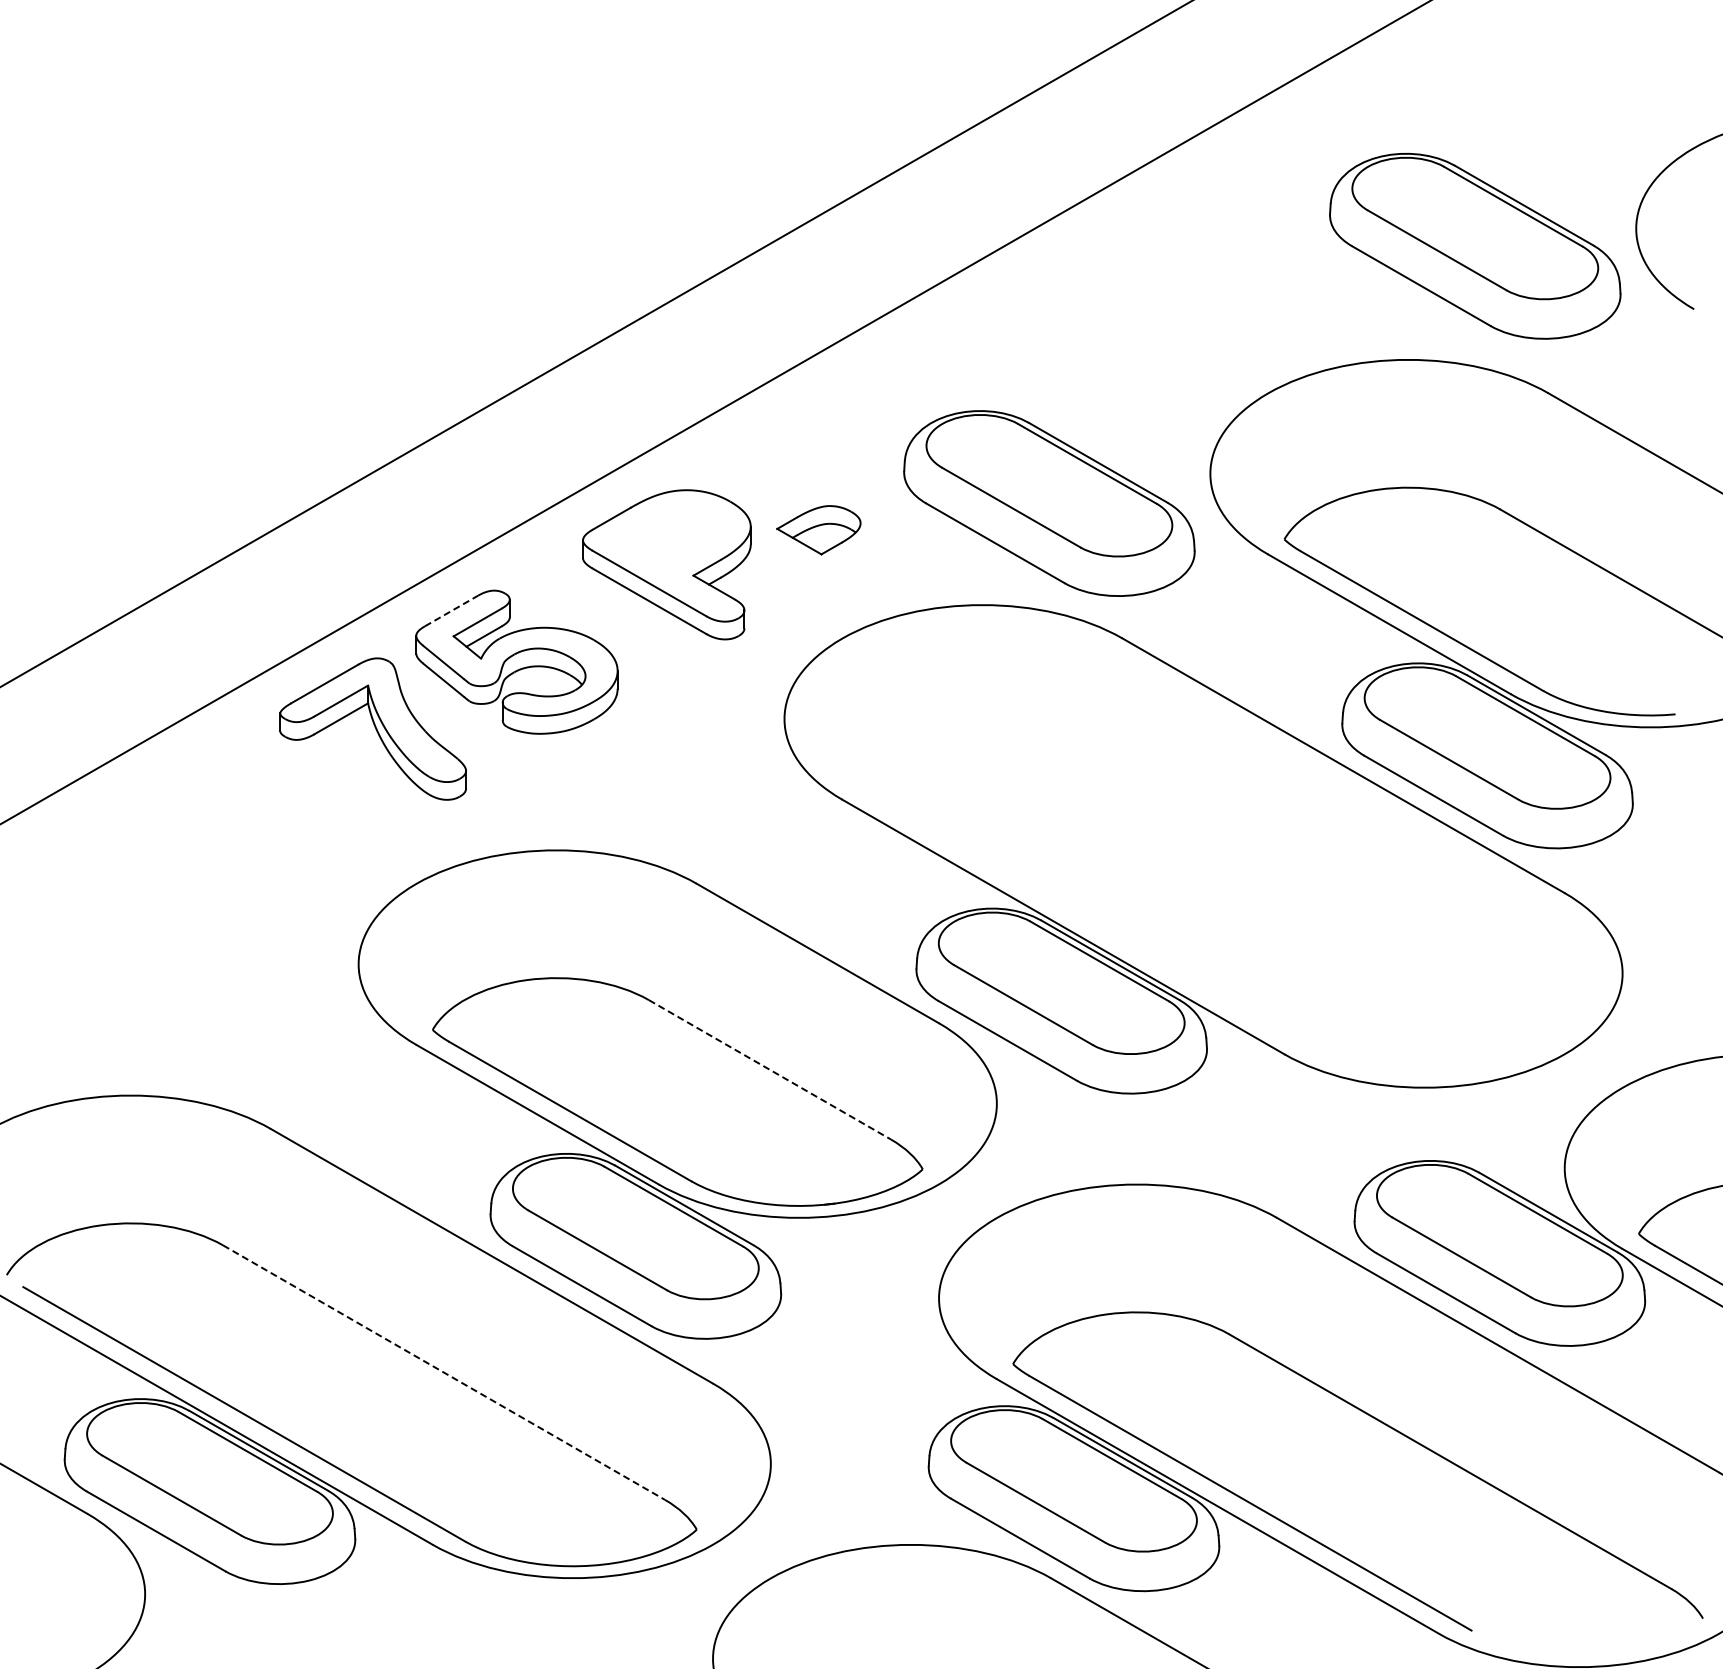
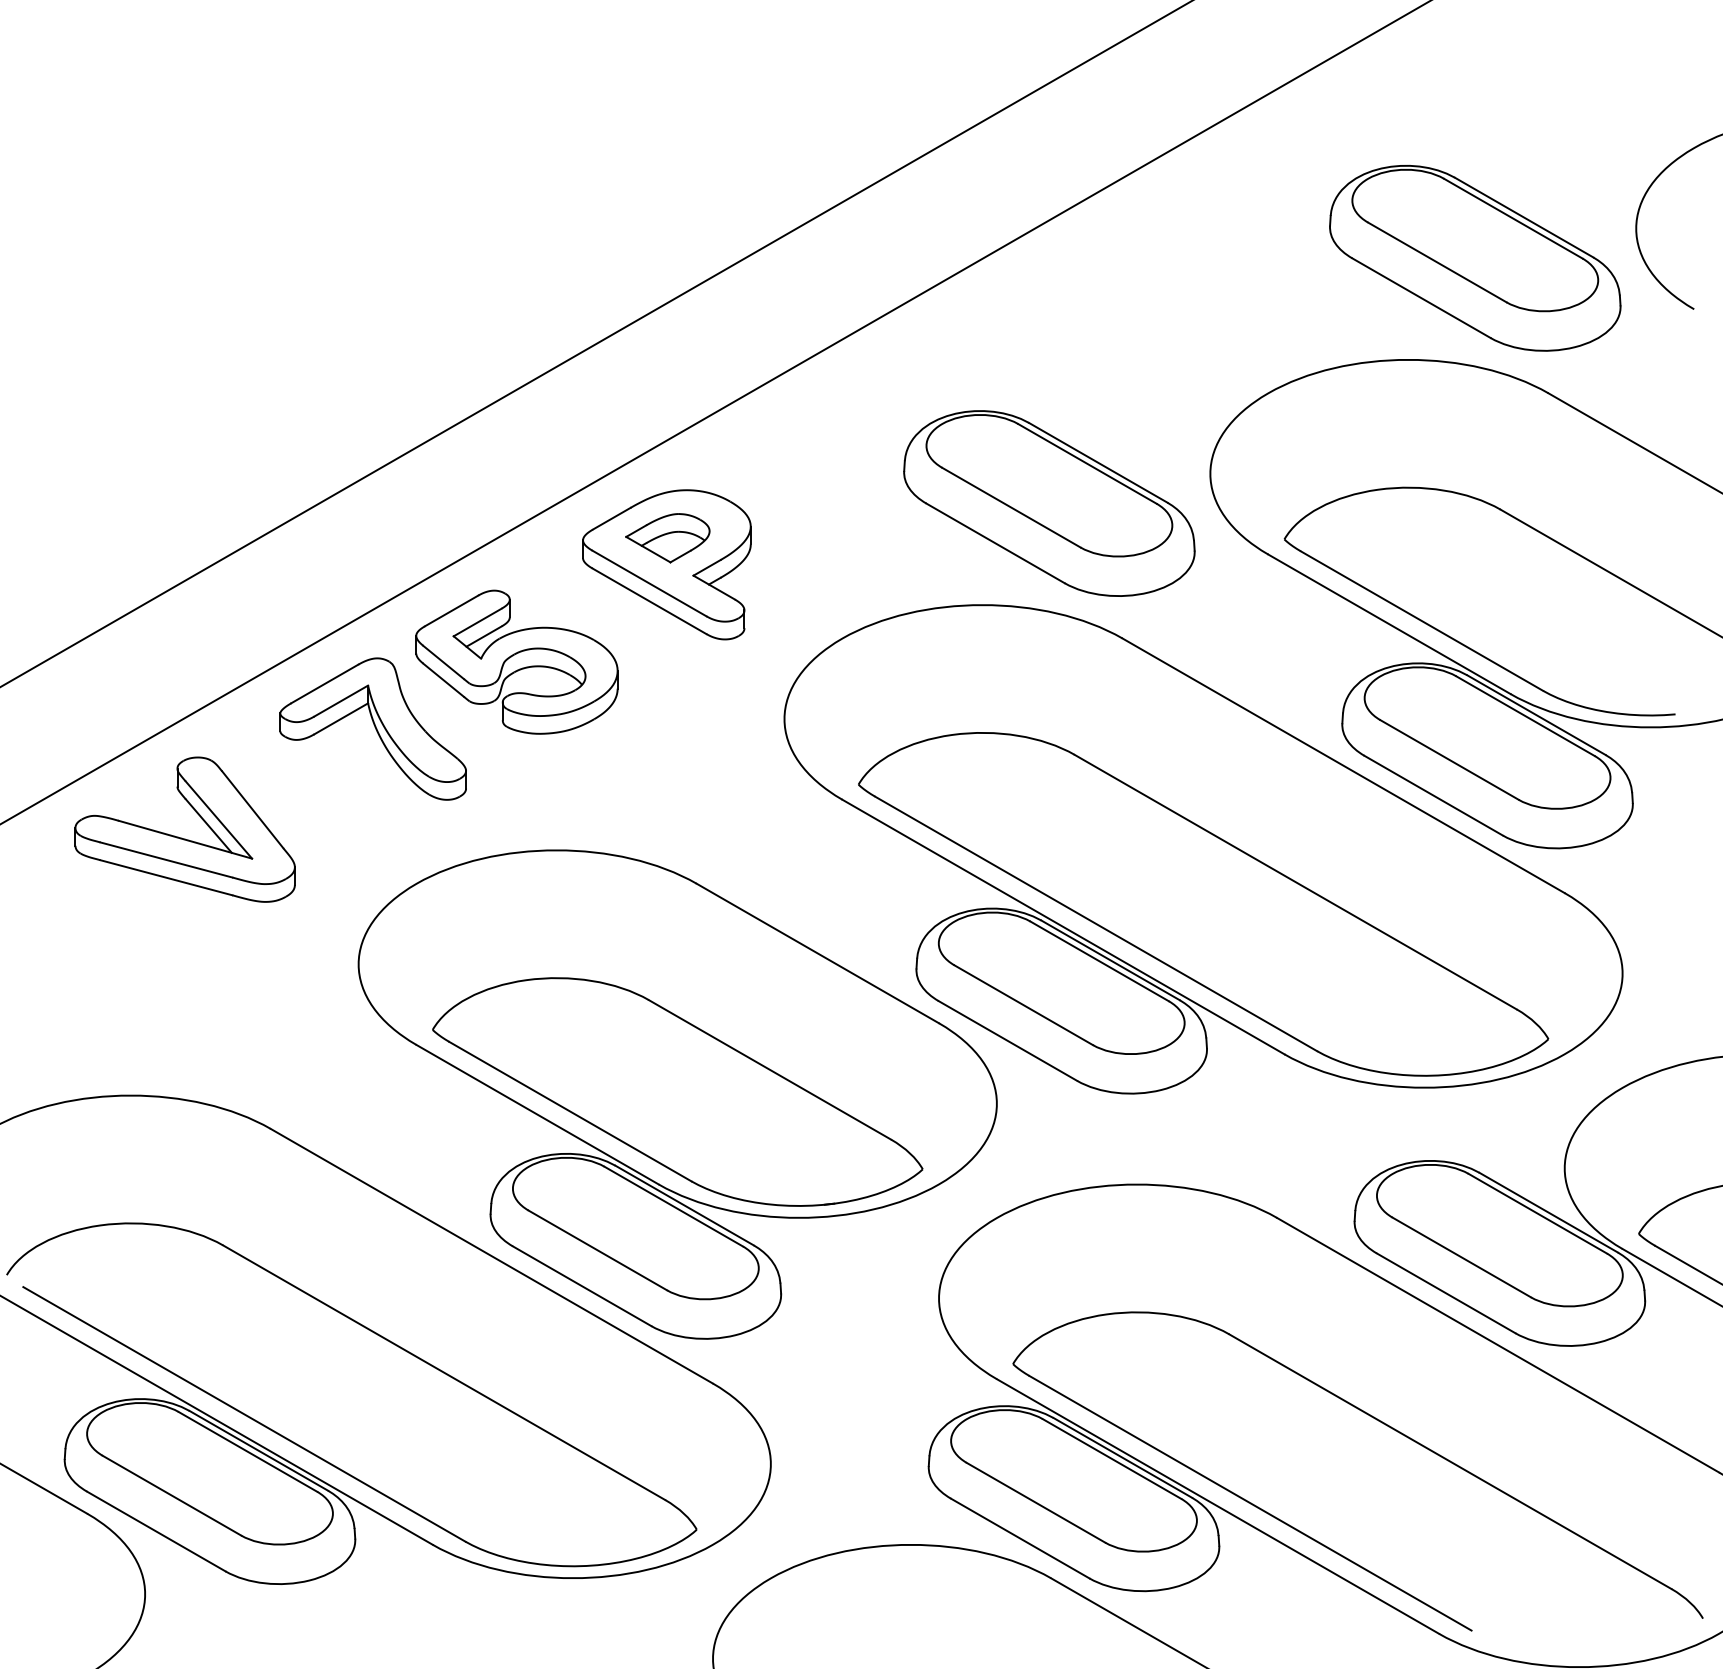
part position: (1475, 246) -> (1475, 258) (1475, 258)
part position: (818, 530) -> (667, 538) (667, 538)
line: dashed -> solid (451, 610)
part: none -> present (181, 837)
part: none -> present (1203, 904)
line: dashed -> solid (770, 1069)
line: dashed -> solid (444, 1372)
